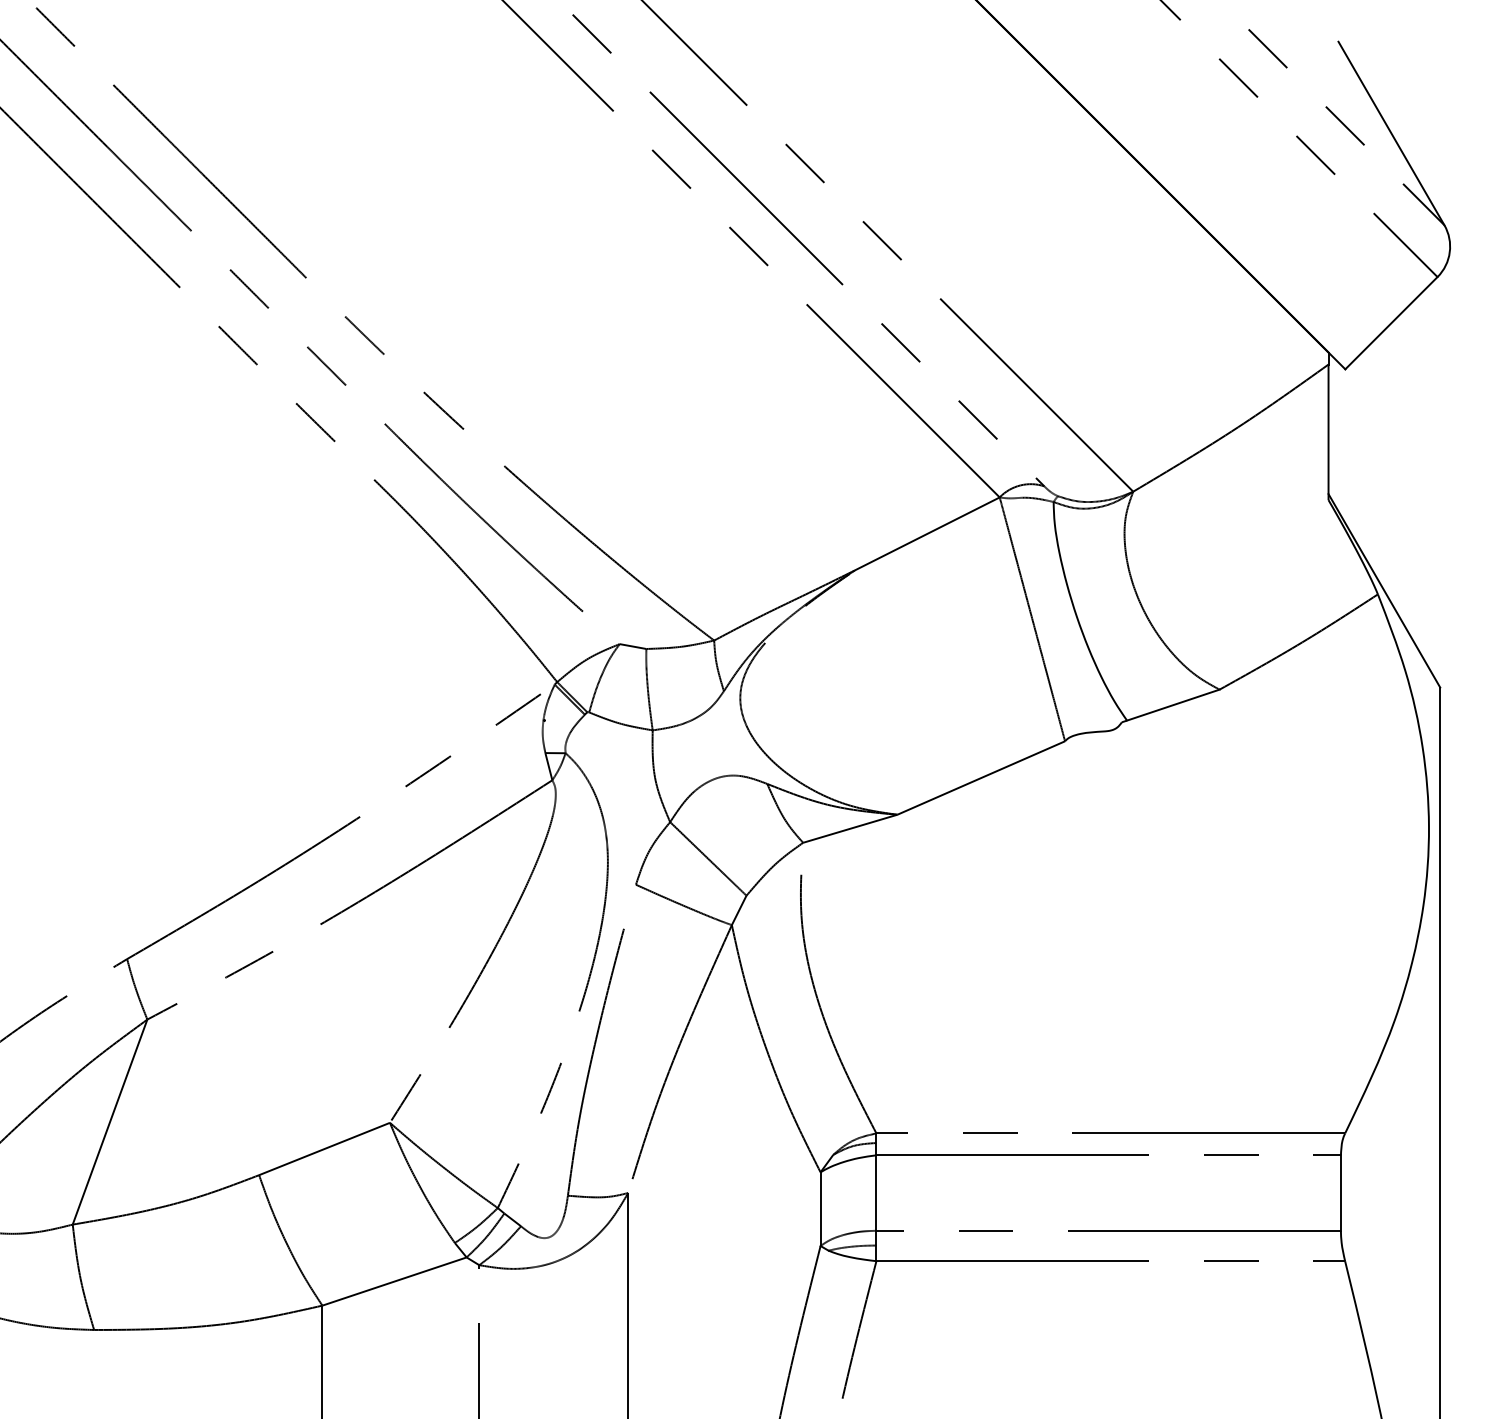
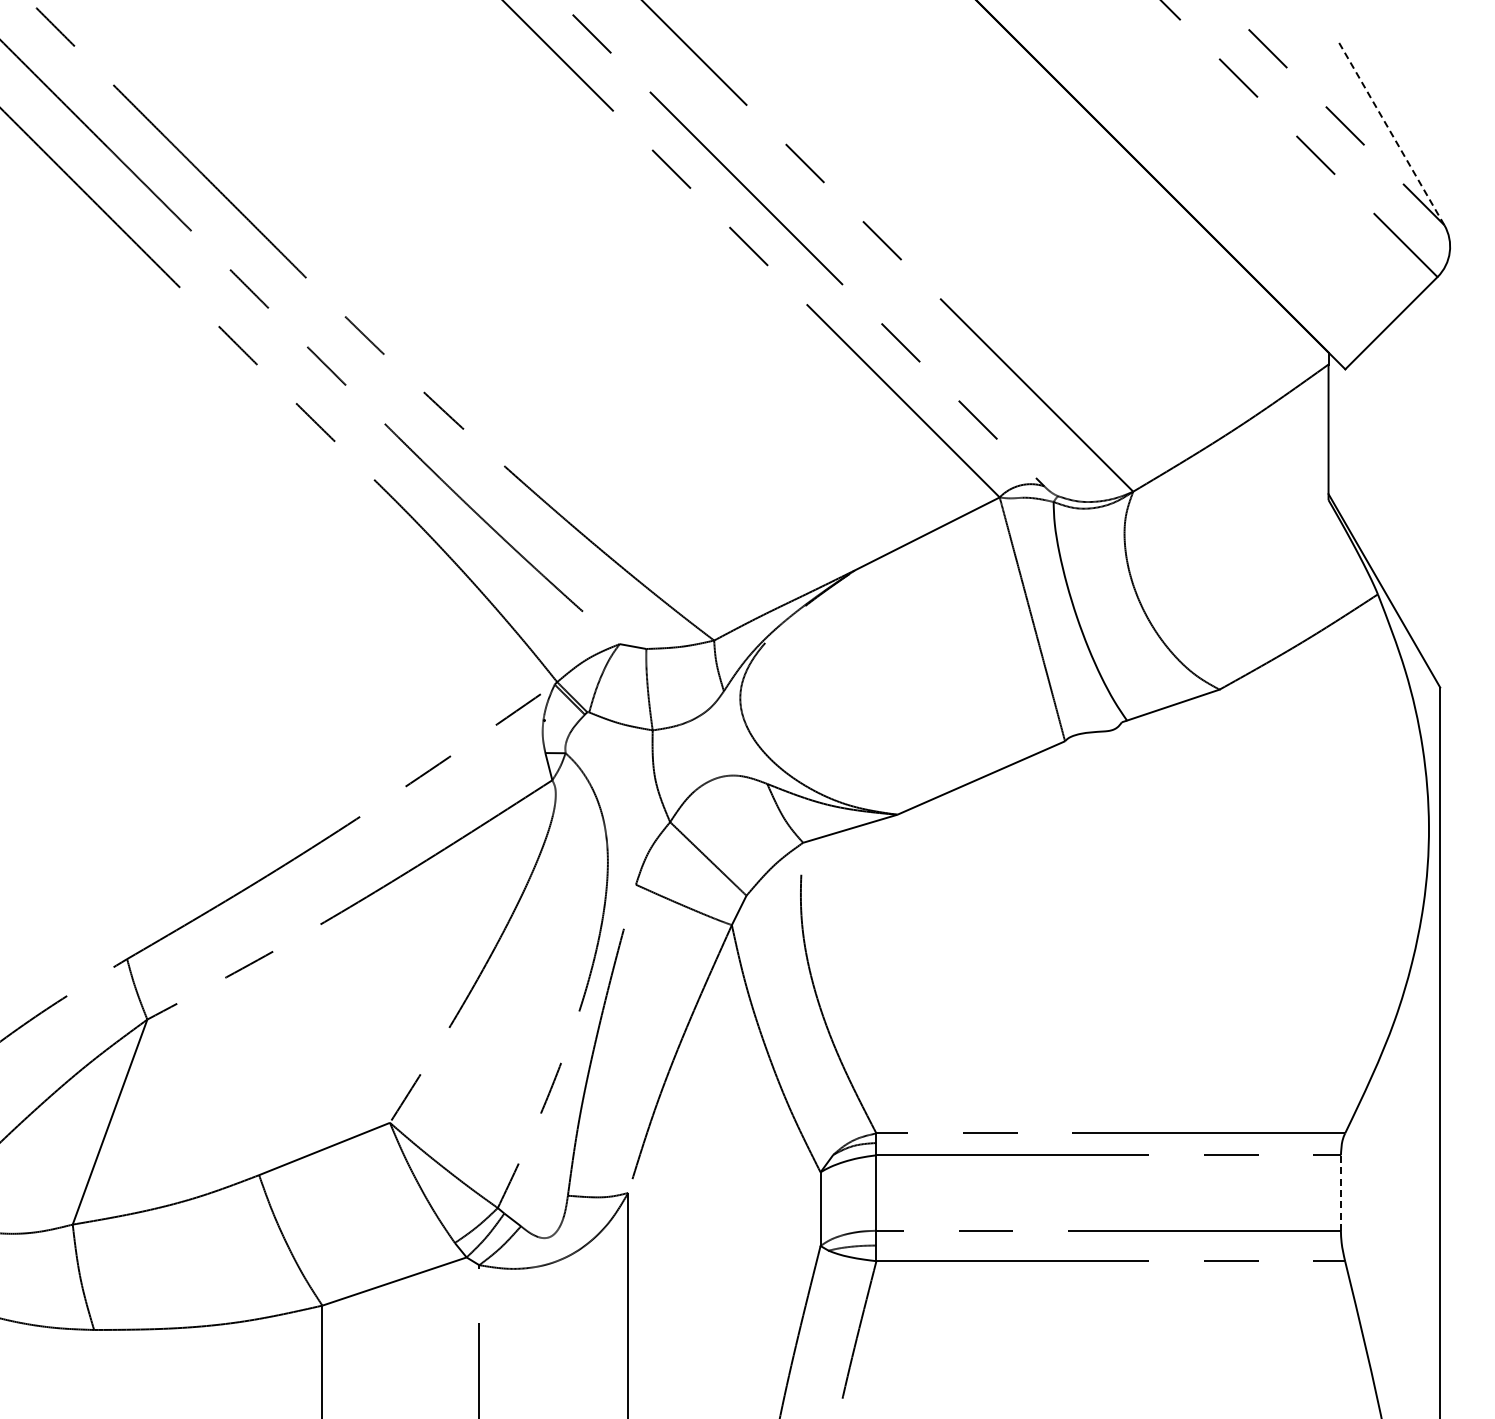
line: solid -> dashed (1391, 133)
line: solid -> dashed (1340, 1193)
